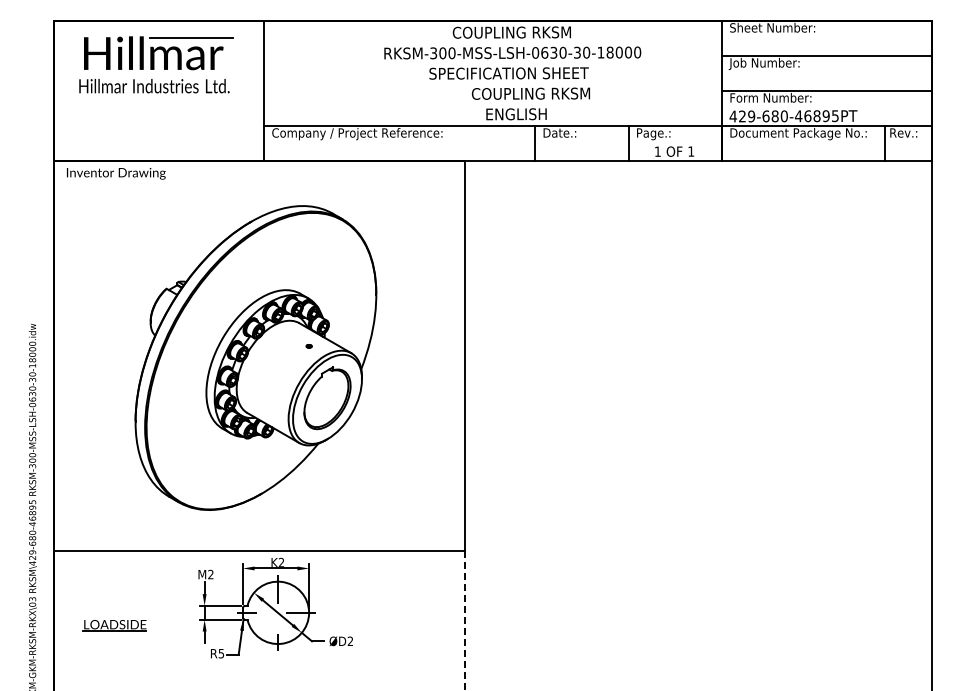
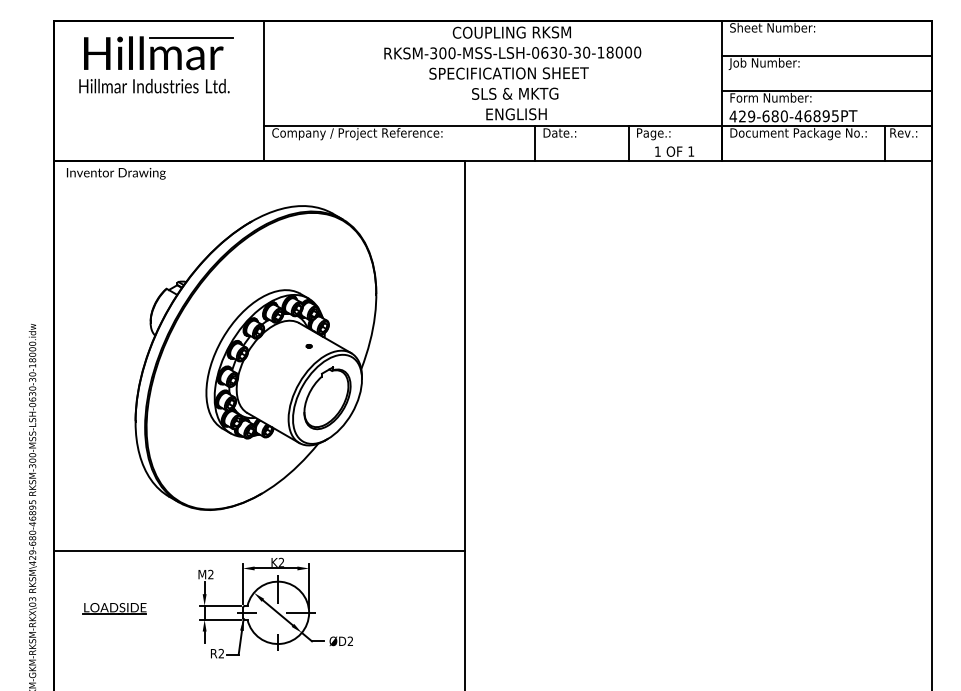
text: COUPLING RKSM -> SLS & MKTG (530, 93)
line: dashed -> solid (465, 620)
part position: (114, 625) -> (114, 608) (114, 608)
text: R5 -> R2 (221, 653)
